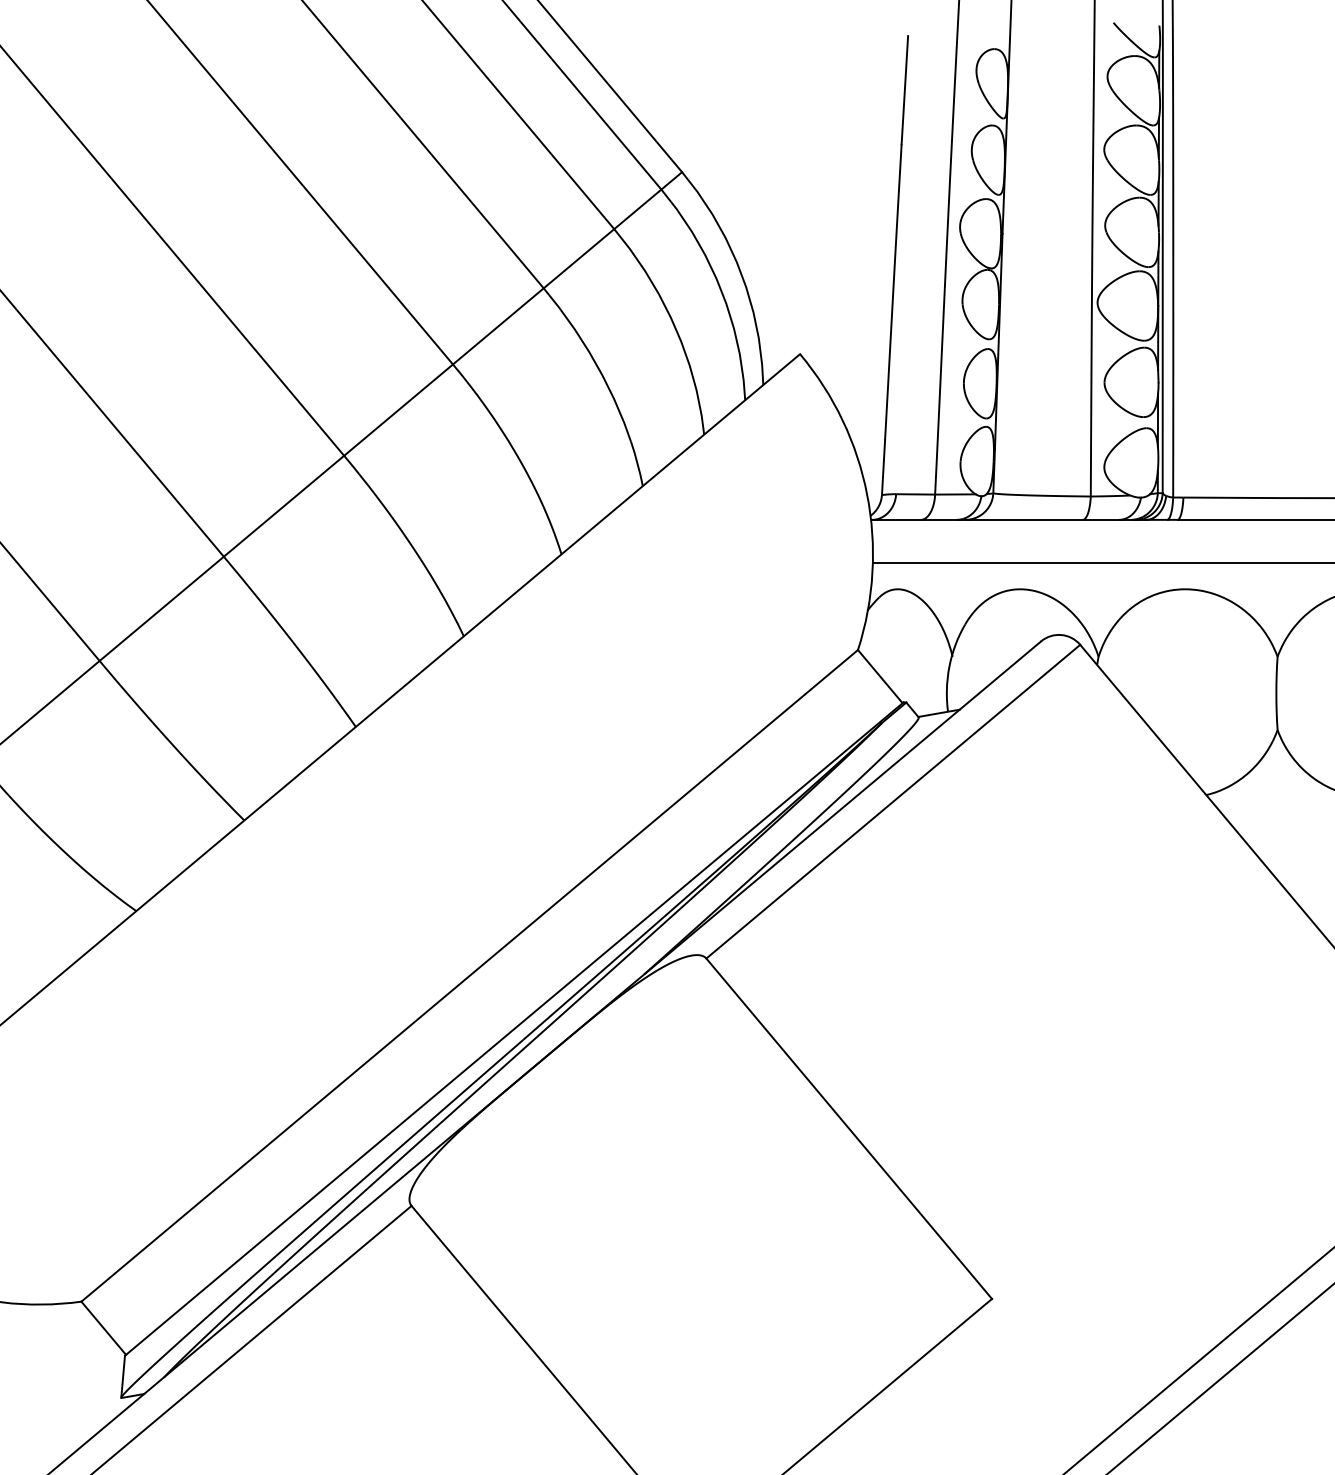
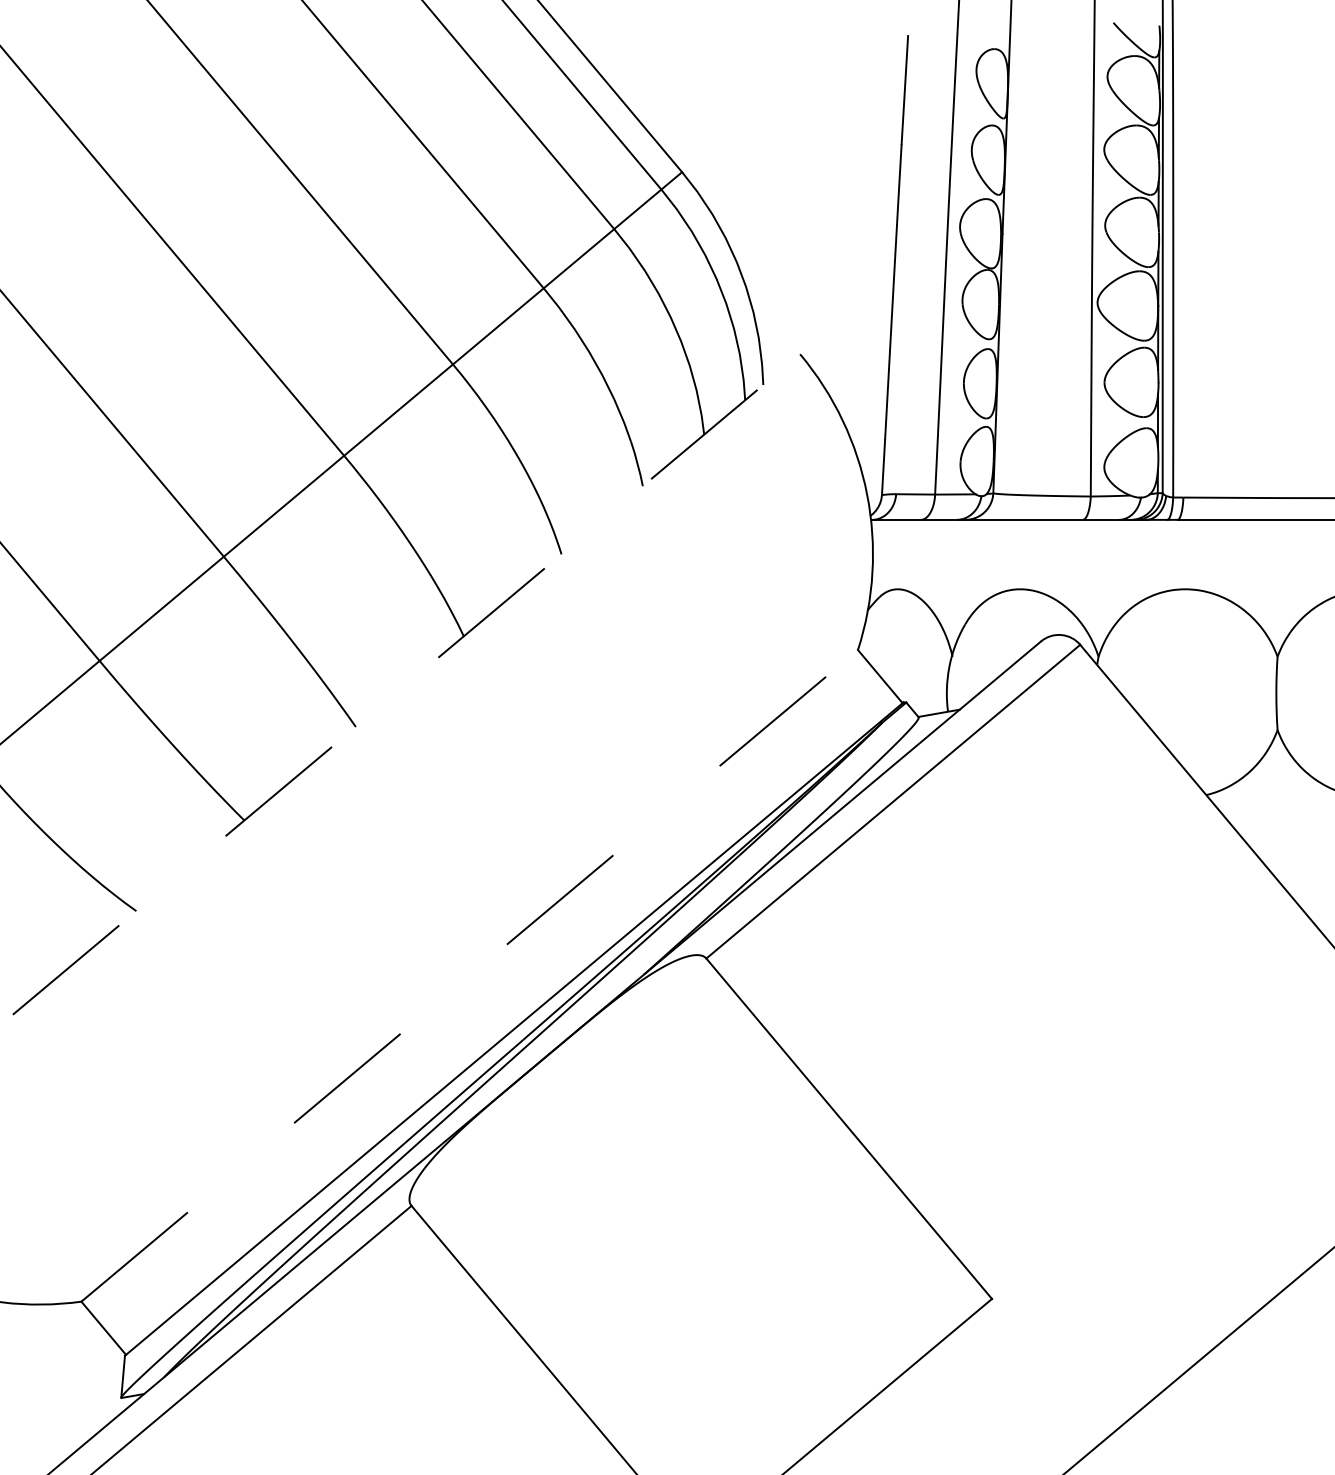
line: present -> none (1101, 563)
line: solid -> dashed (400, 689)
line: solid -> dashed (469, 975)
line: present -> none (1220, 1378)
